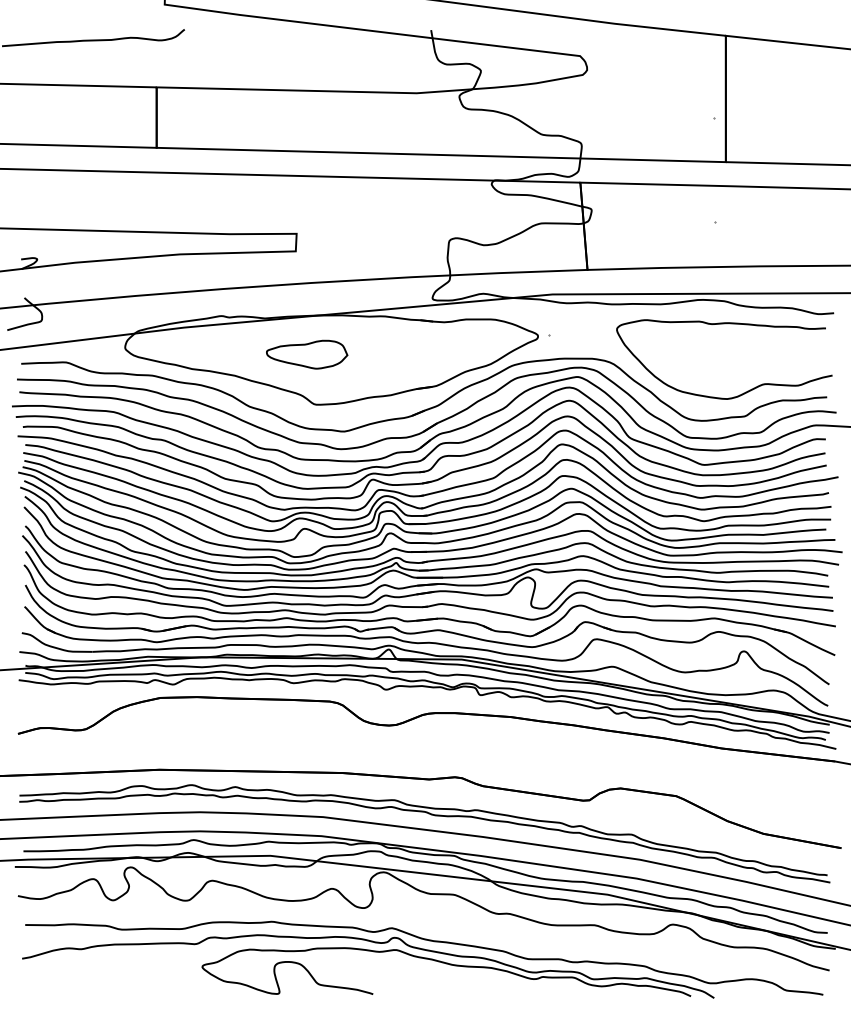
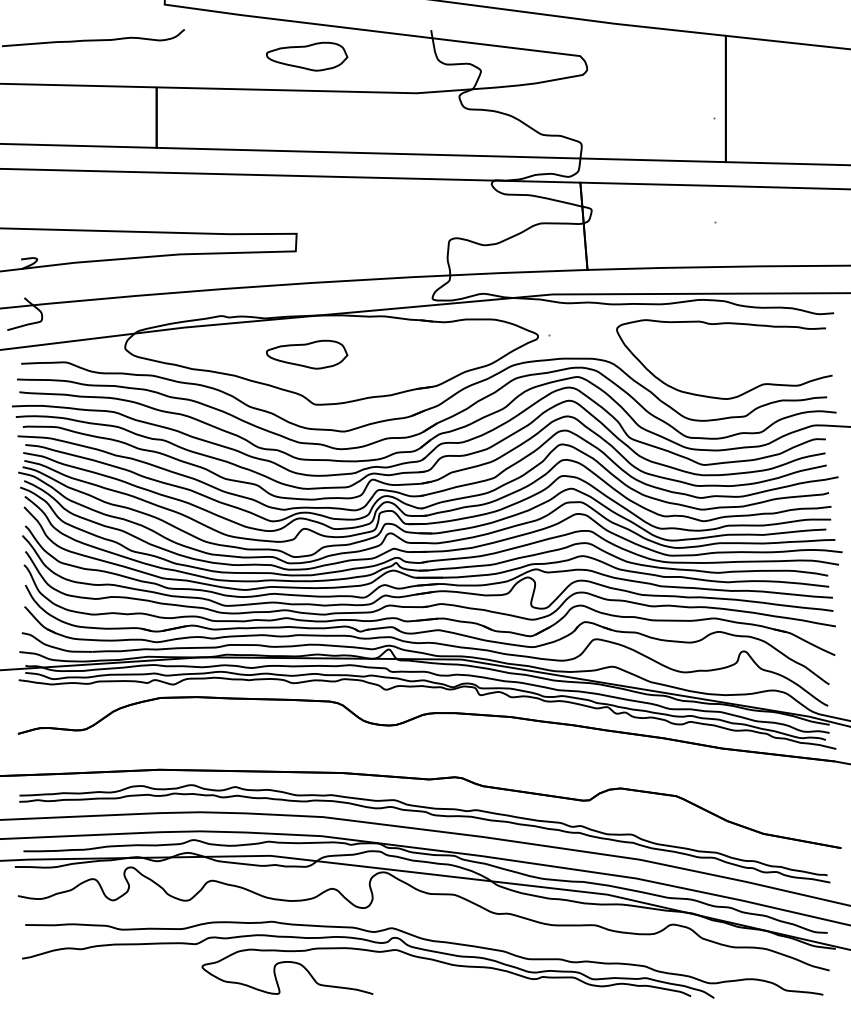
part: none -> present (307, 56)
